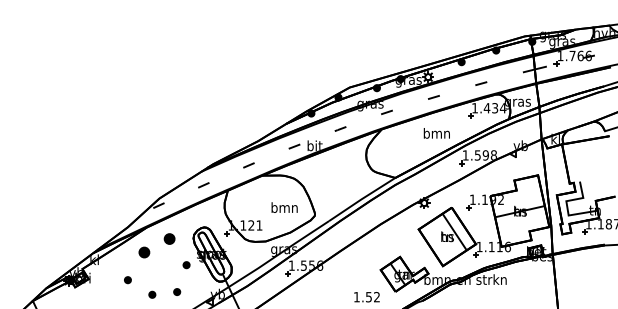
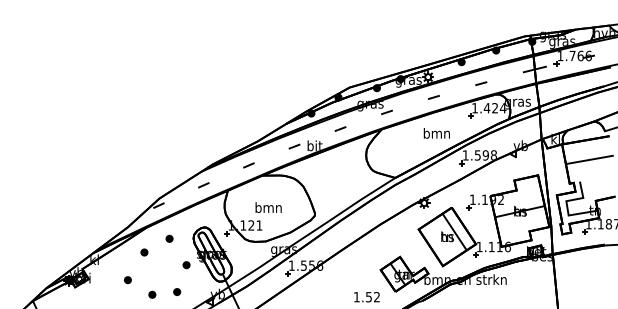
text: 1.434 -> 1.424 (495, 108)
line: none -> present (589, 159)
text position: (284, 207) -> (268, 207) (268, 207)
part size: 13x12 px -> 9x9 px (169, 238)
part size: 13x13 px -> 9x9 px (144, 252)
